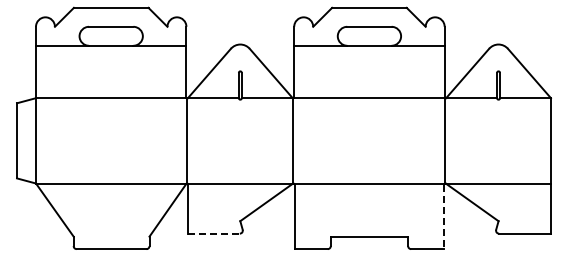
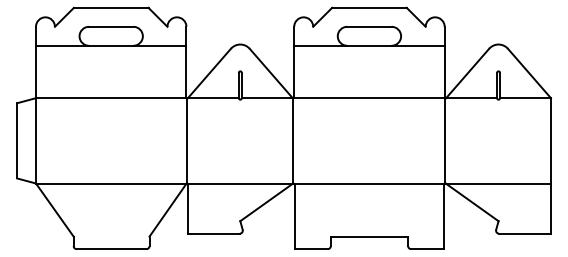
line: dashed -> solid (444, 217)
line: dashed -> solid (214, 233)
